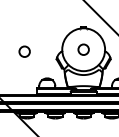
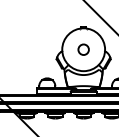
circle: present -> none (24, 51)
